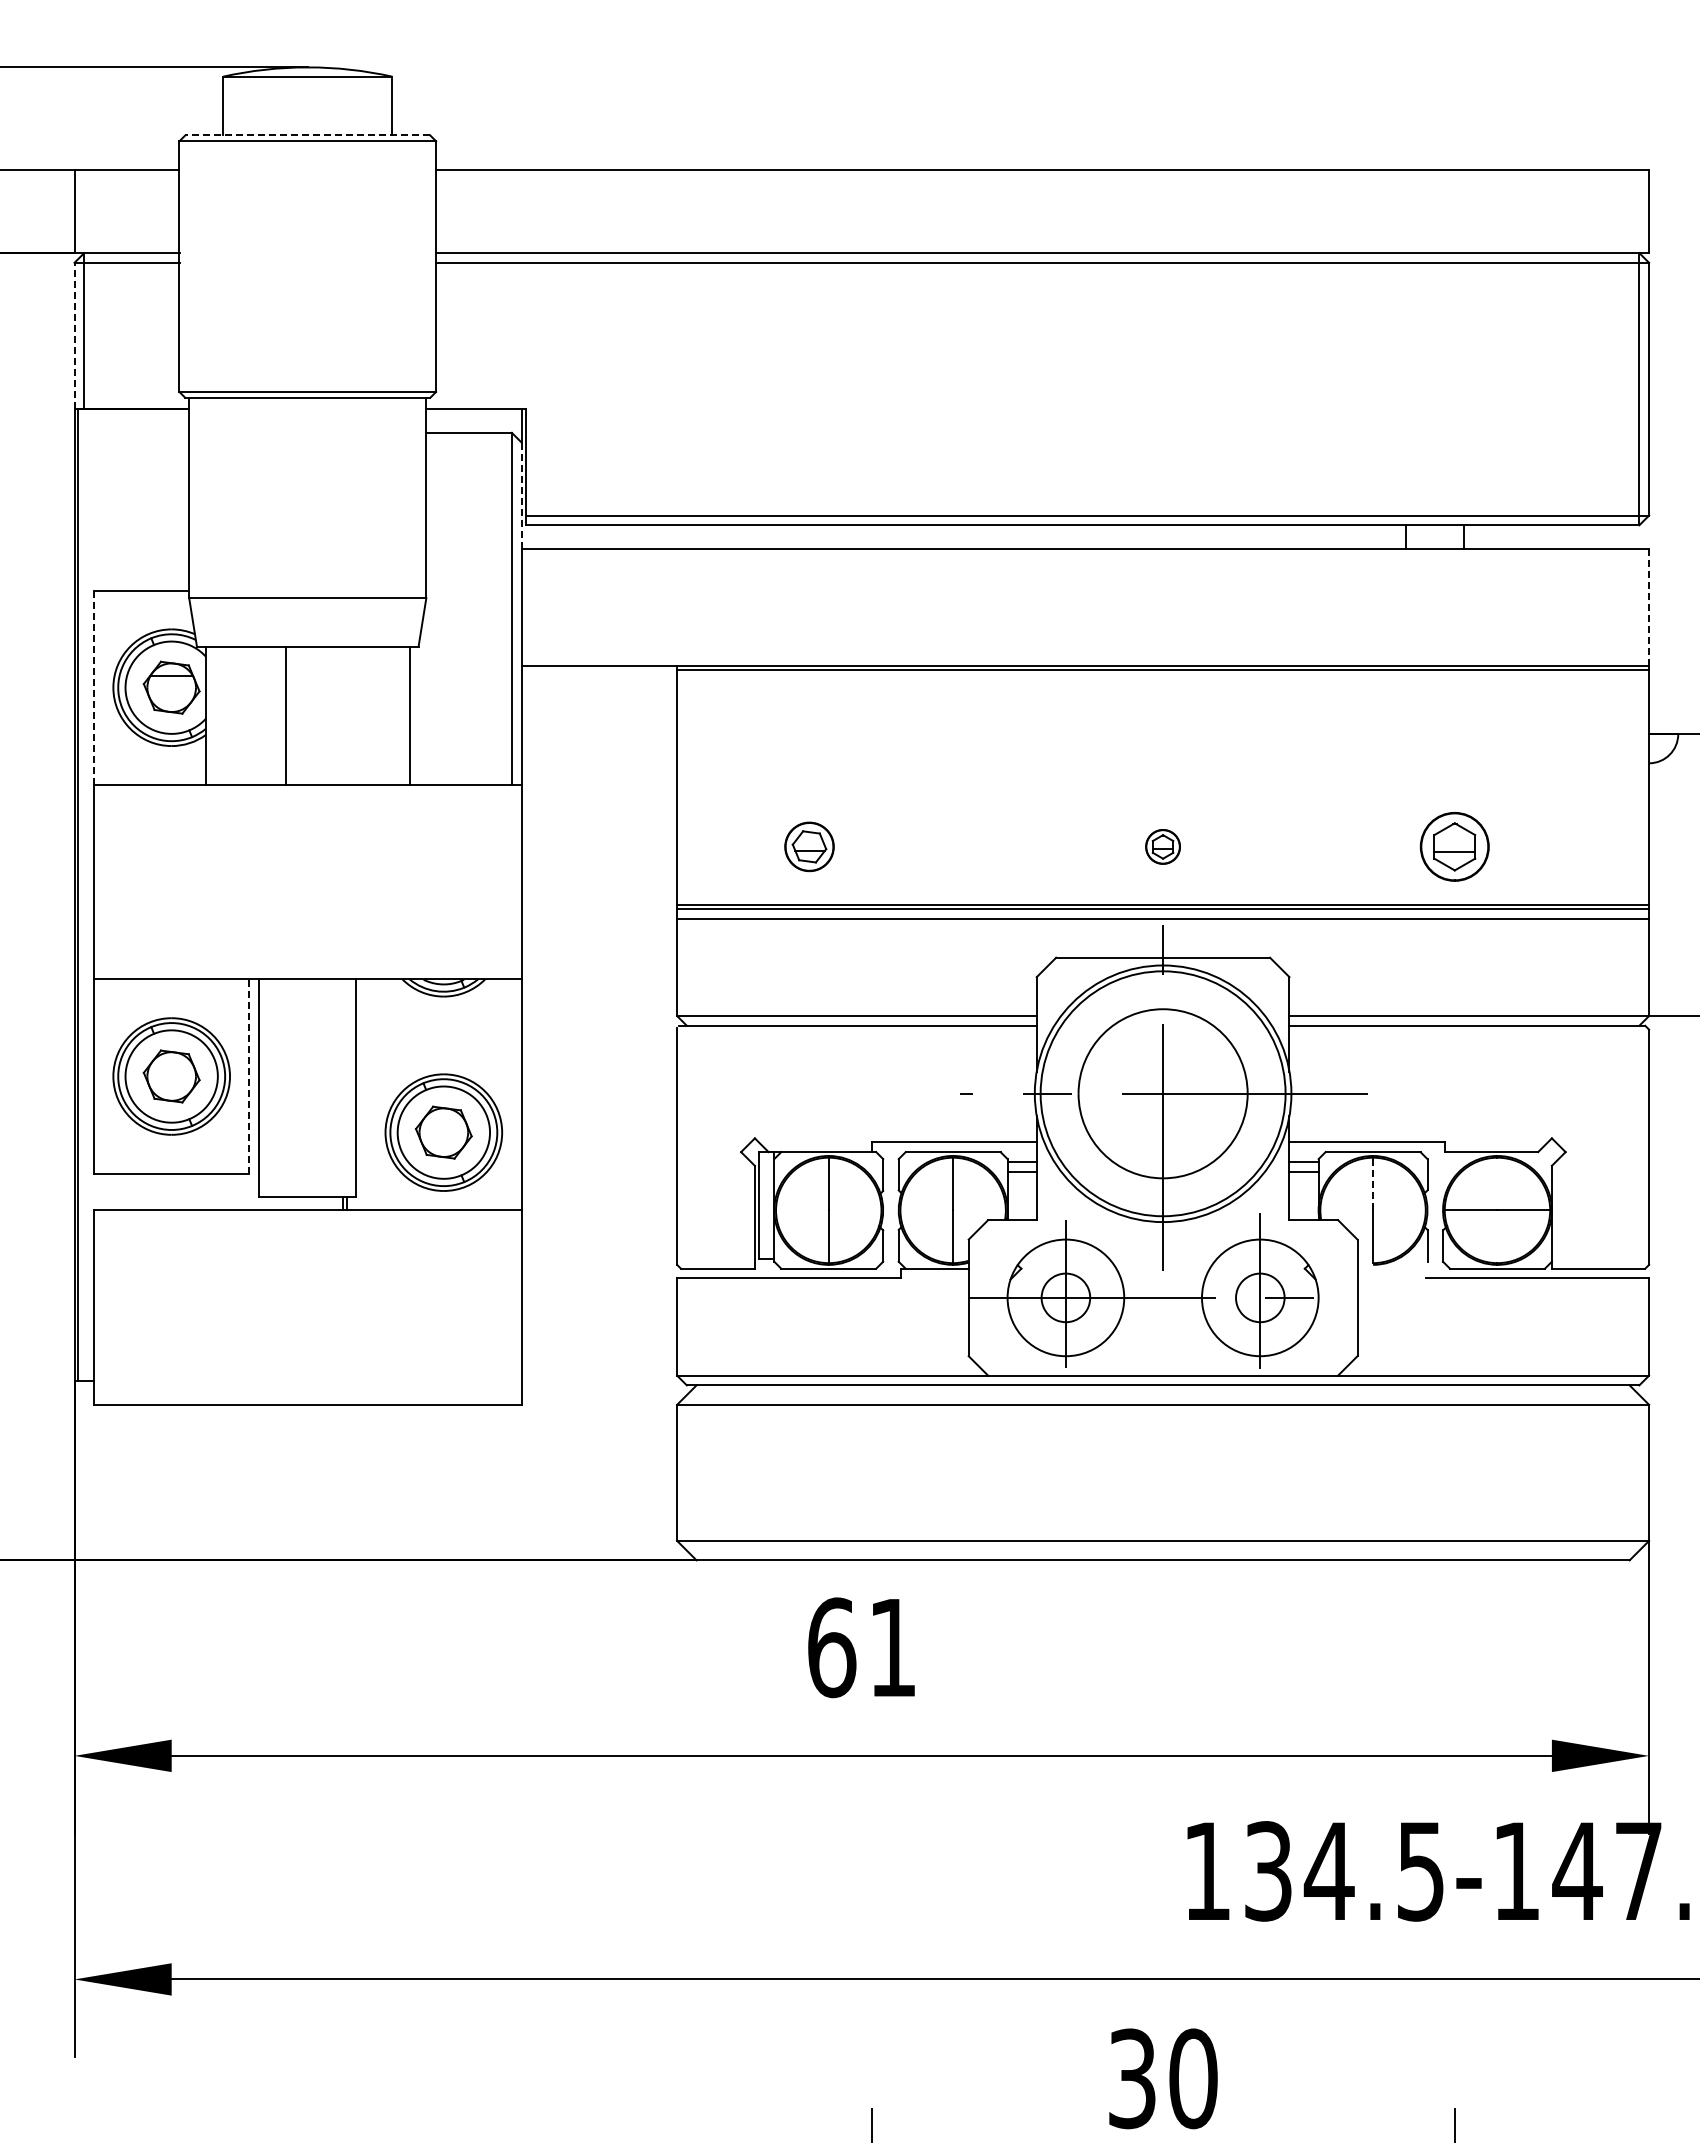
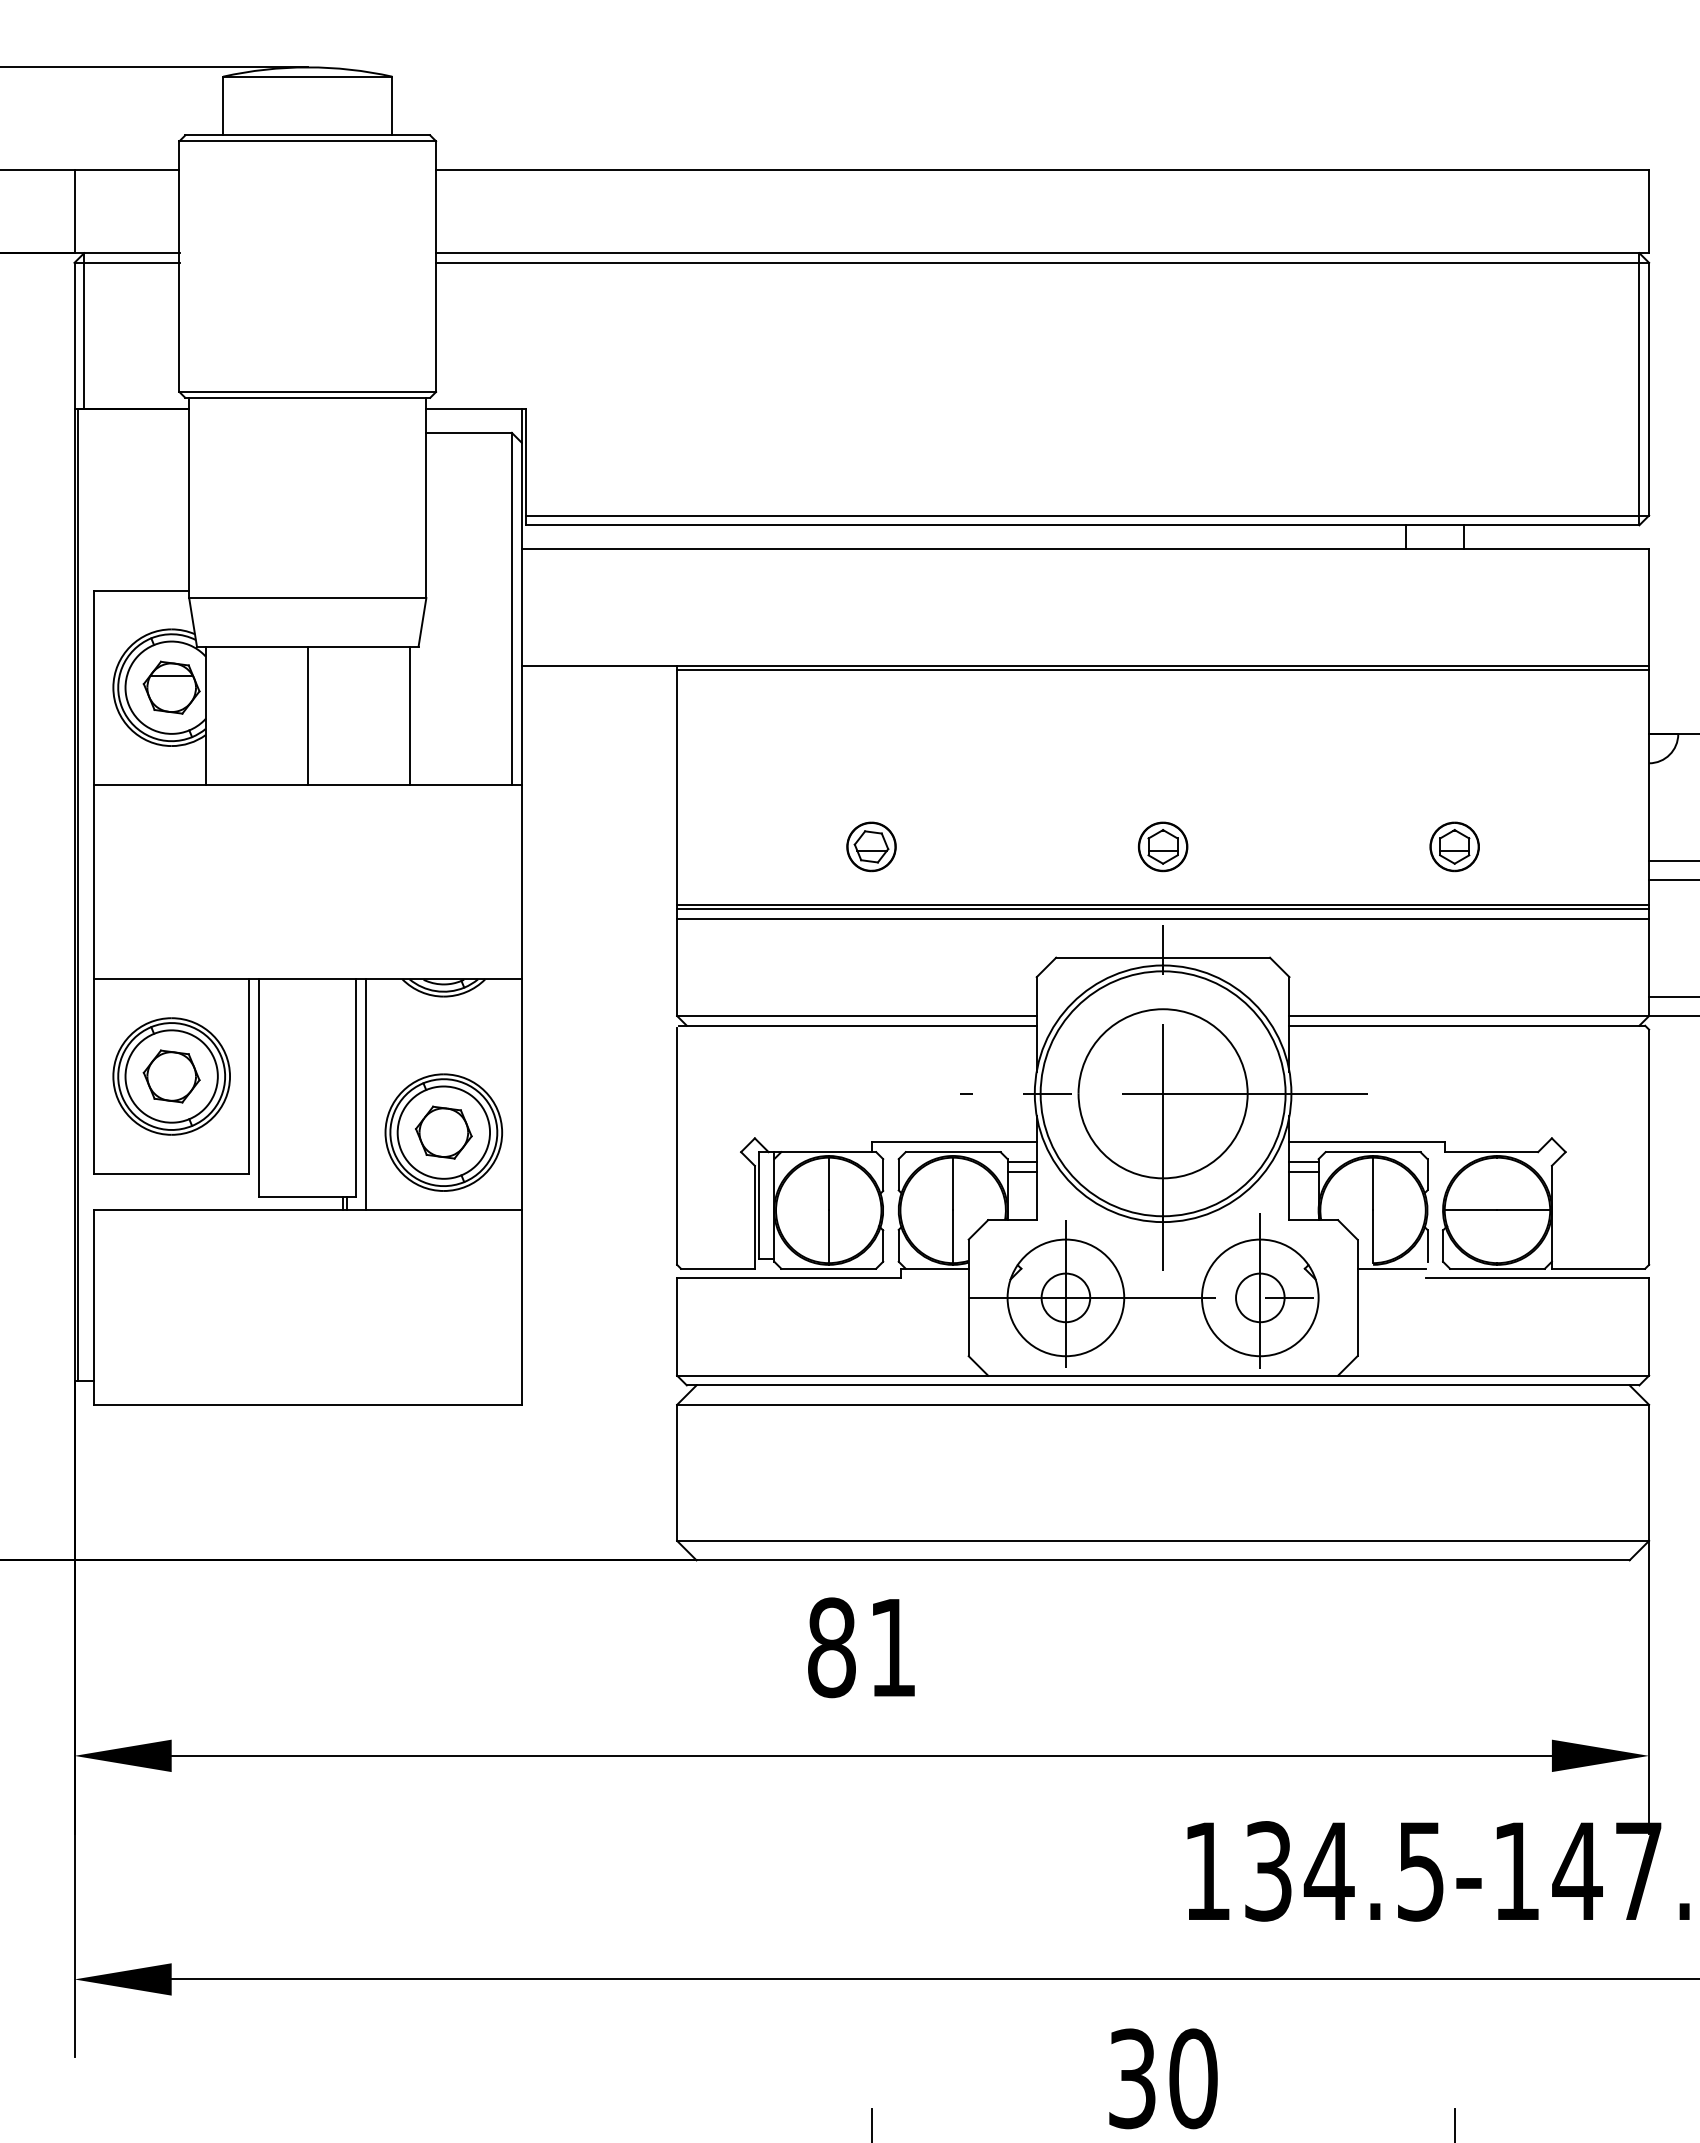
line: dashed -> solid (307, 135)
line: dashed -> solid (74, 335)
line: dashed -> solid (521, 495)
line: dashed -> solid (1649, 607)
line: dashed -> solid (93, 688)
line position: (285, 715) -> (307, 715) (307, 715)
part position: (809, 846) -> (871, 846) (871, 846)
part size: 36x36 px -> 52x52 px (1162, 846)
part size: 71x70 px -> 51x52 px (1454, 846)
line: none -> present (1672, 860)
line: none -> present (1672, 879)
line: none -> present (1672, 996)
line: dashed -> solid (249, 1076)
line: none -> present (366, 1094)
line: dashed -> solid (1373, 1183)
line: none -> present (1391, 1268)
text: 61 -> 81 (832, 1647)
